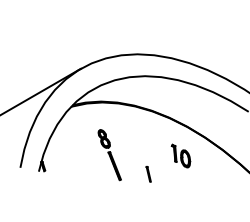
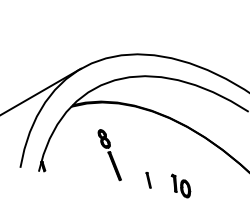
part position: (180, 155) -> (180, 185) (180, 185)
line position: (148, 174) -> (148, 180) (148, 180)
